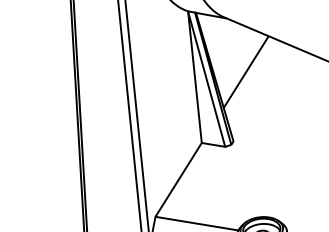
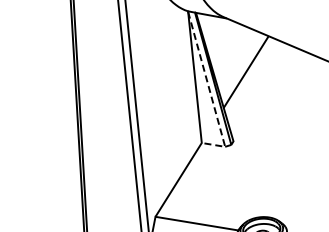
line: solid -> dashed (210, 91)
